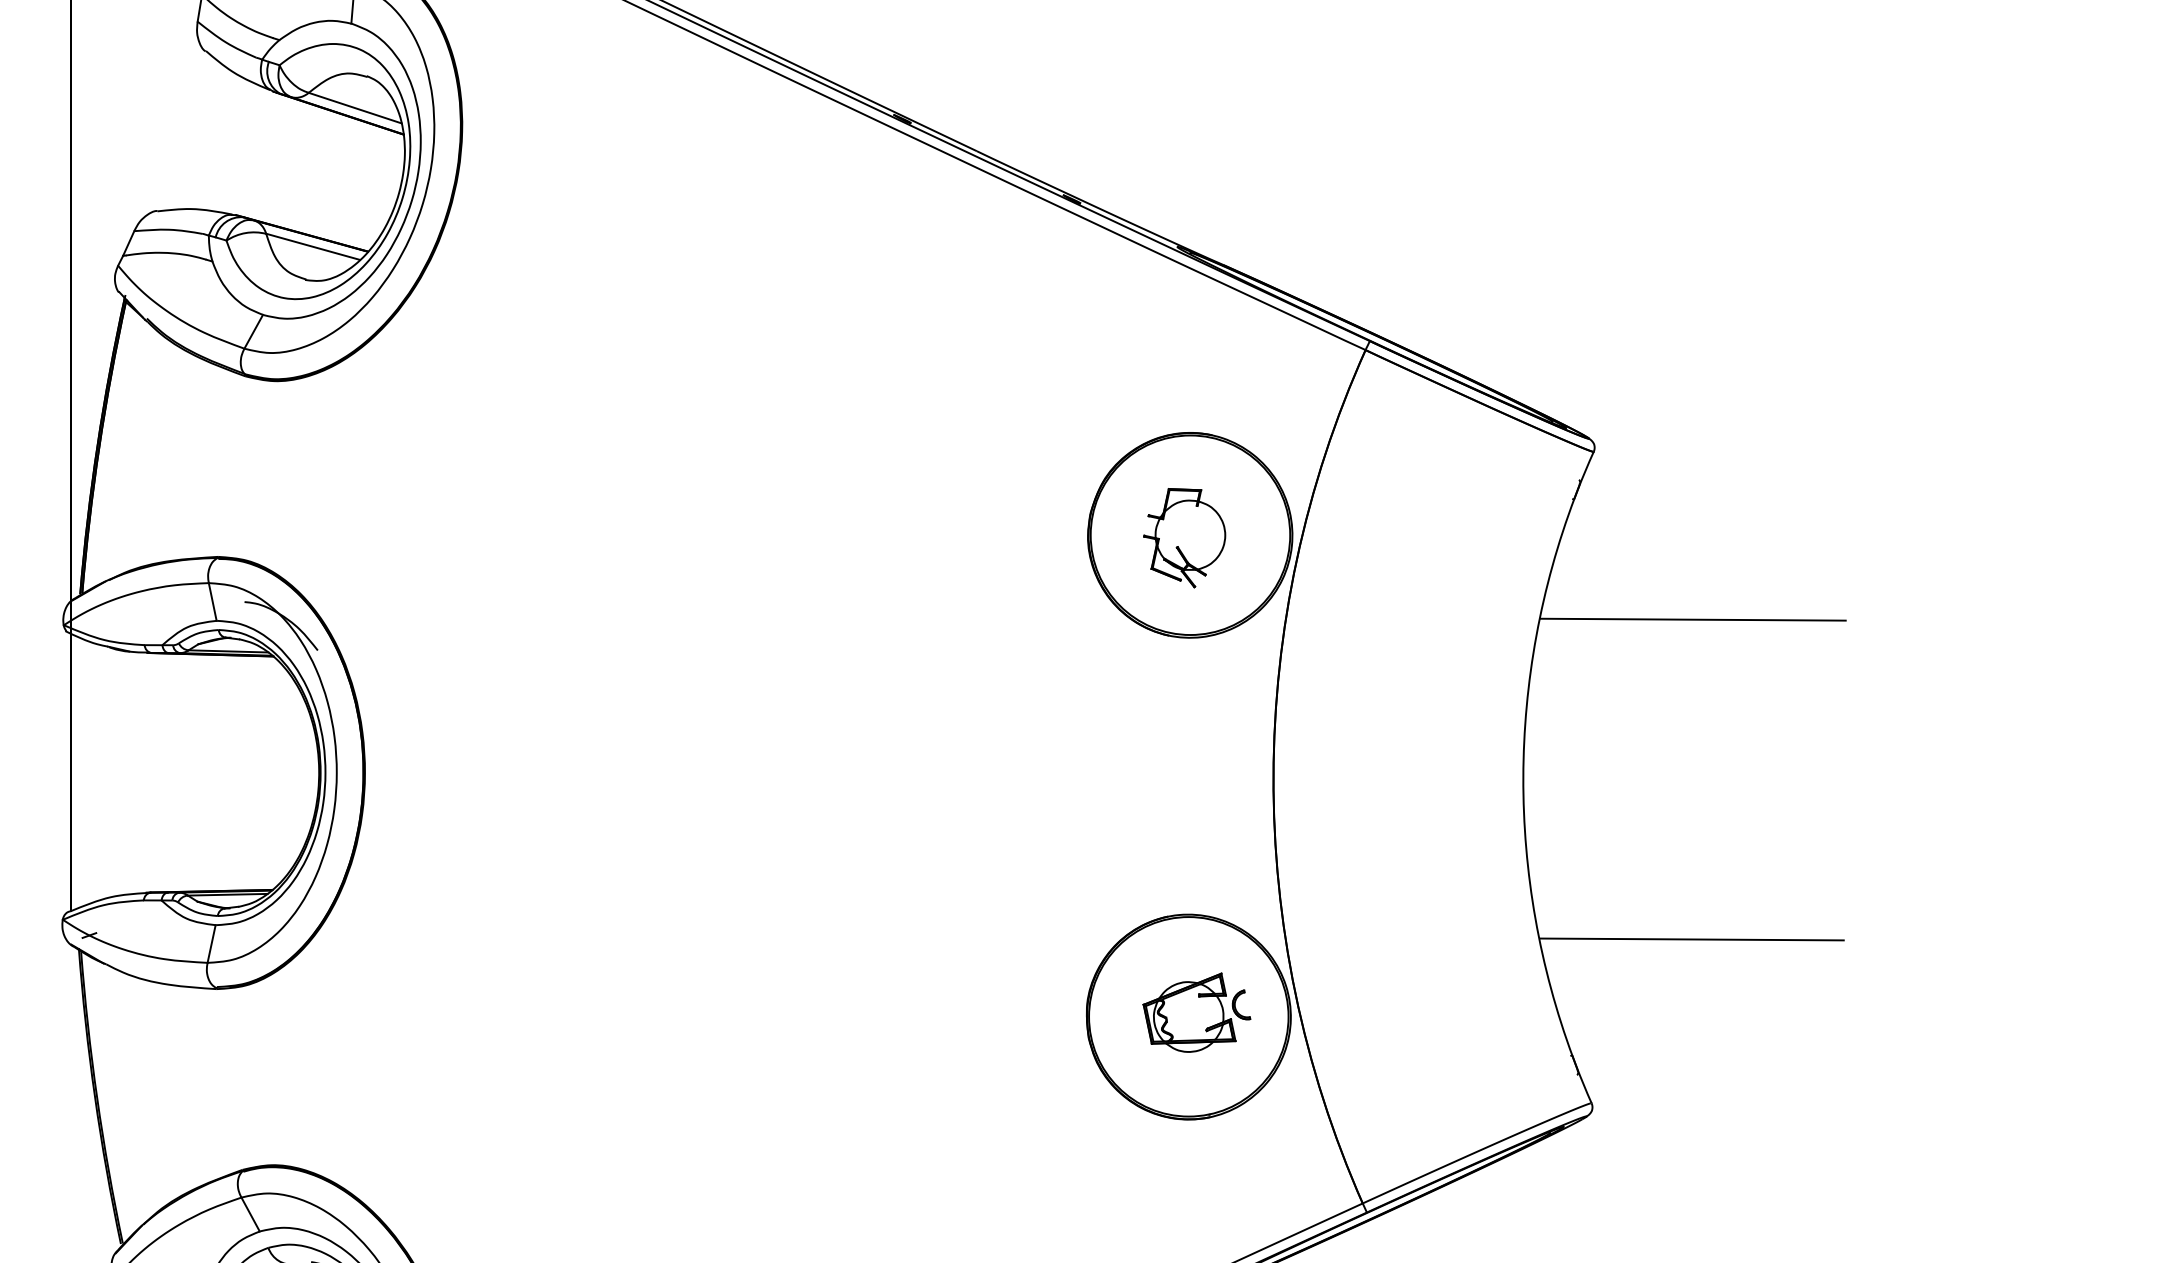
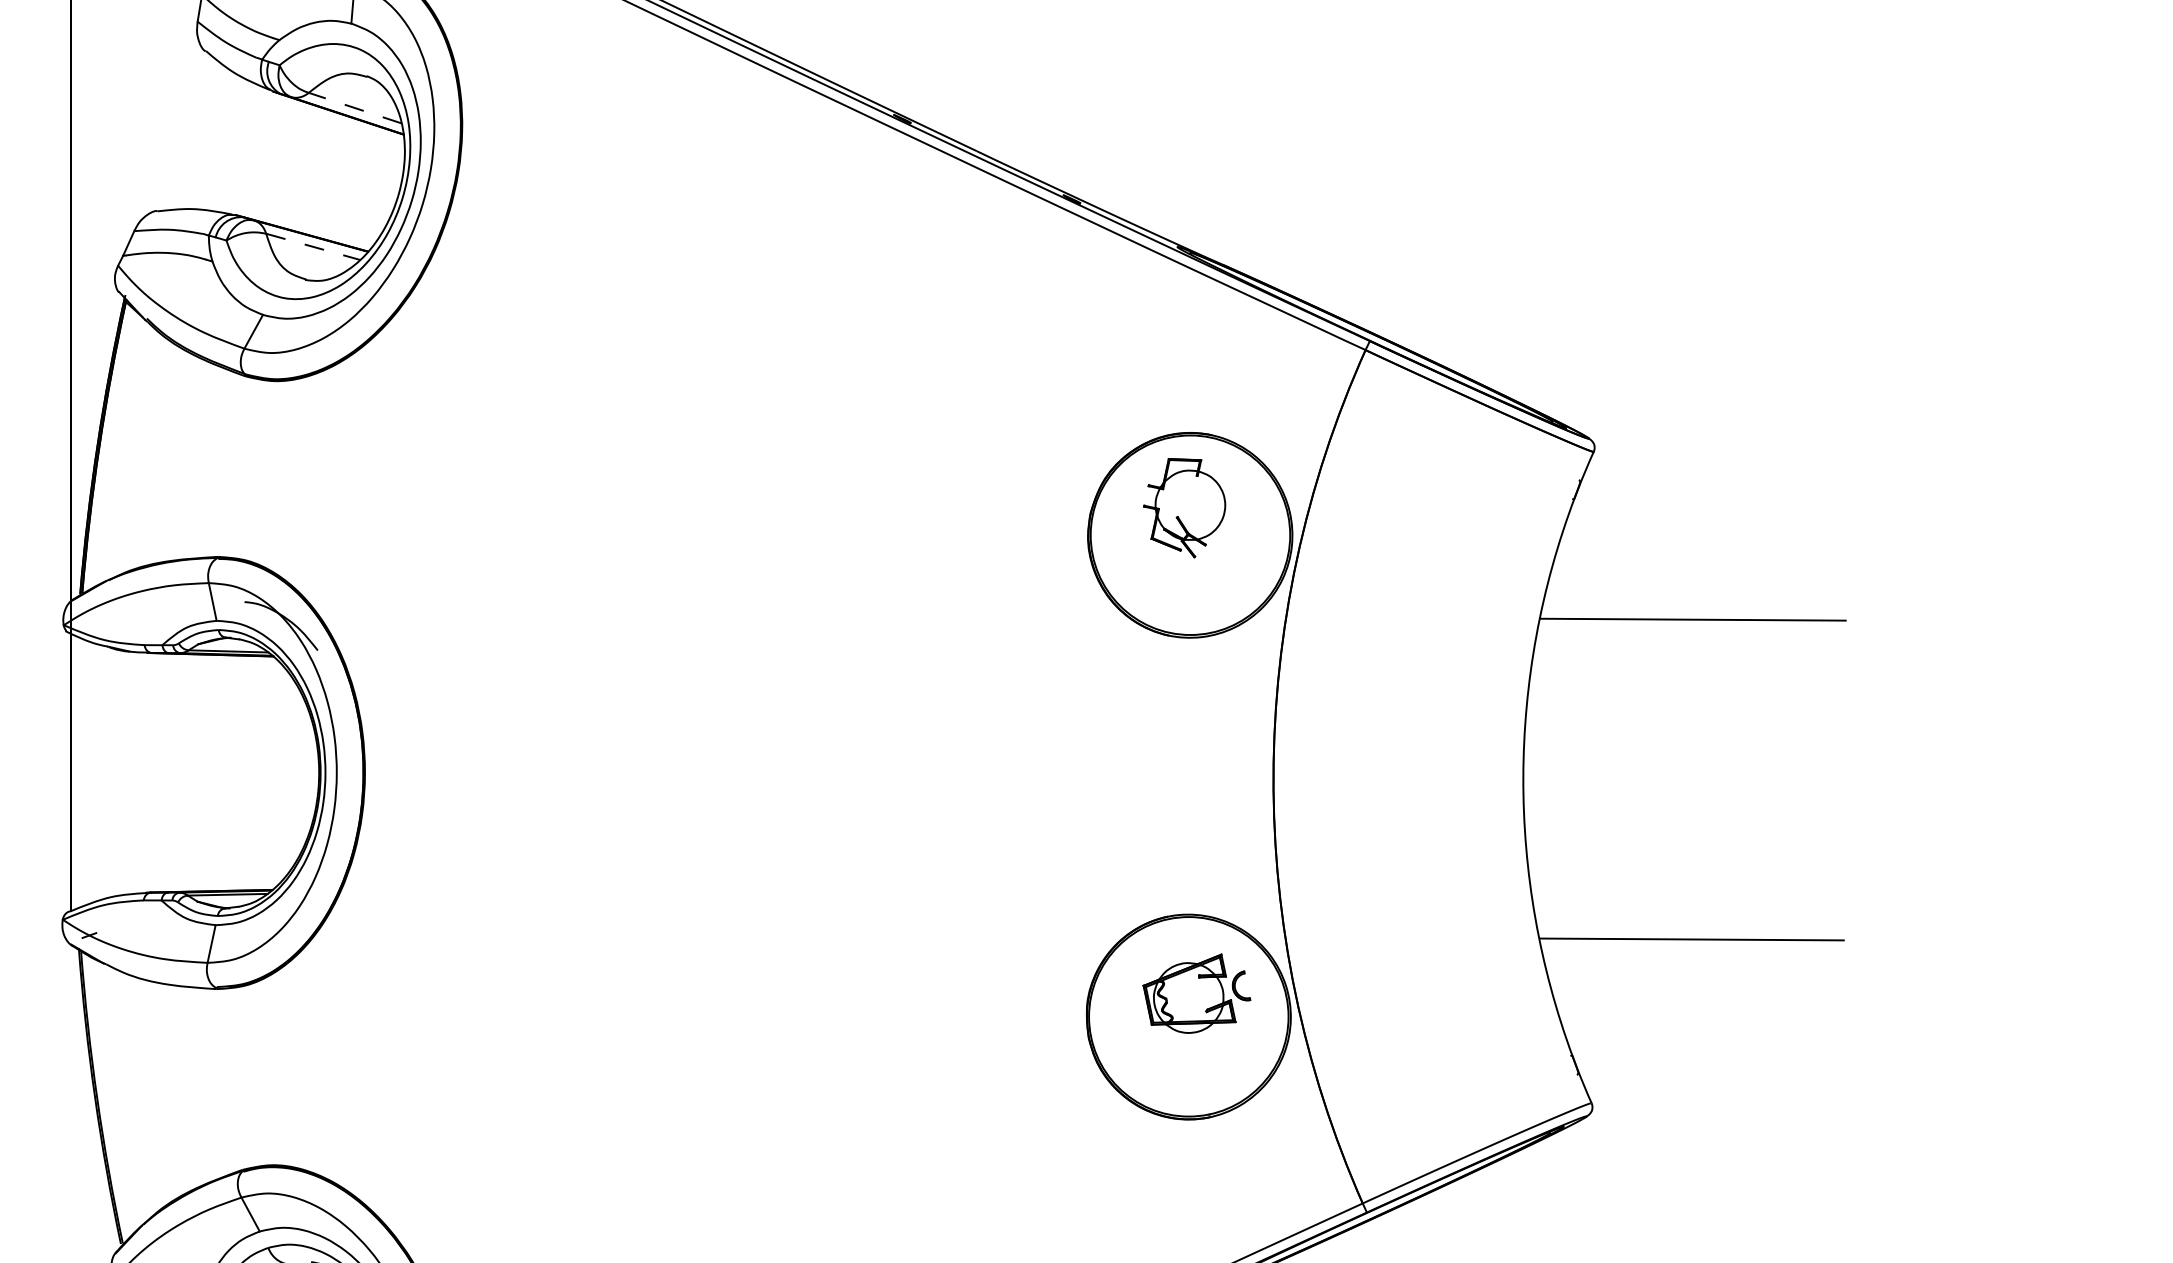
line: solid -> dashed (355, 108)
line: solid -> dashed (313, 246)
part position: (1184, 538) -> (1184, 508) (1184, 508)
part position: (1196, 1012) -> (1196, 993) (1196, 993)
